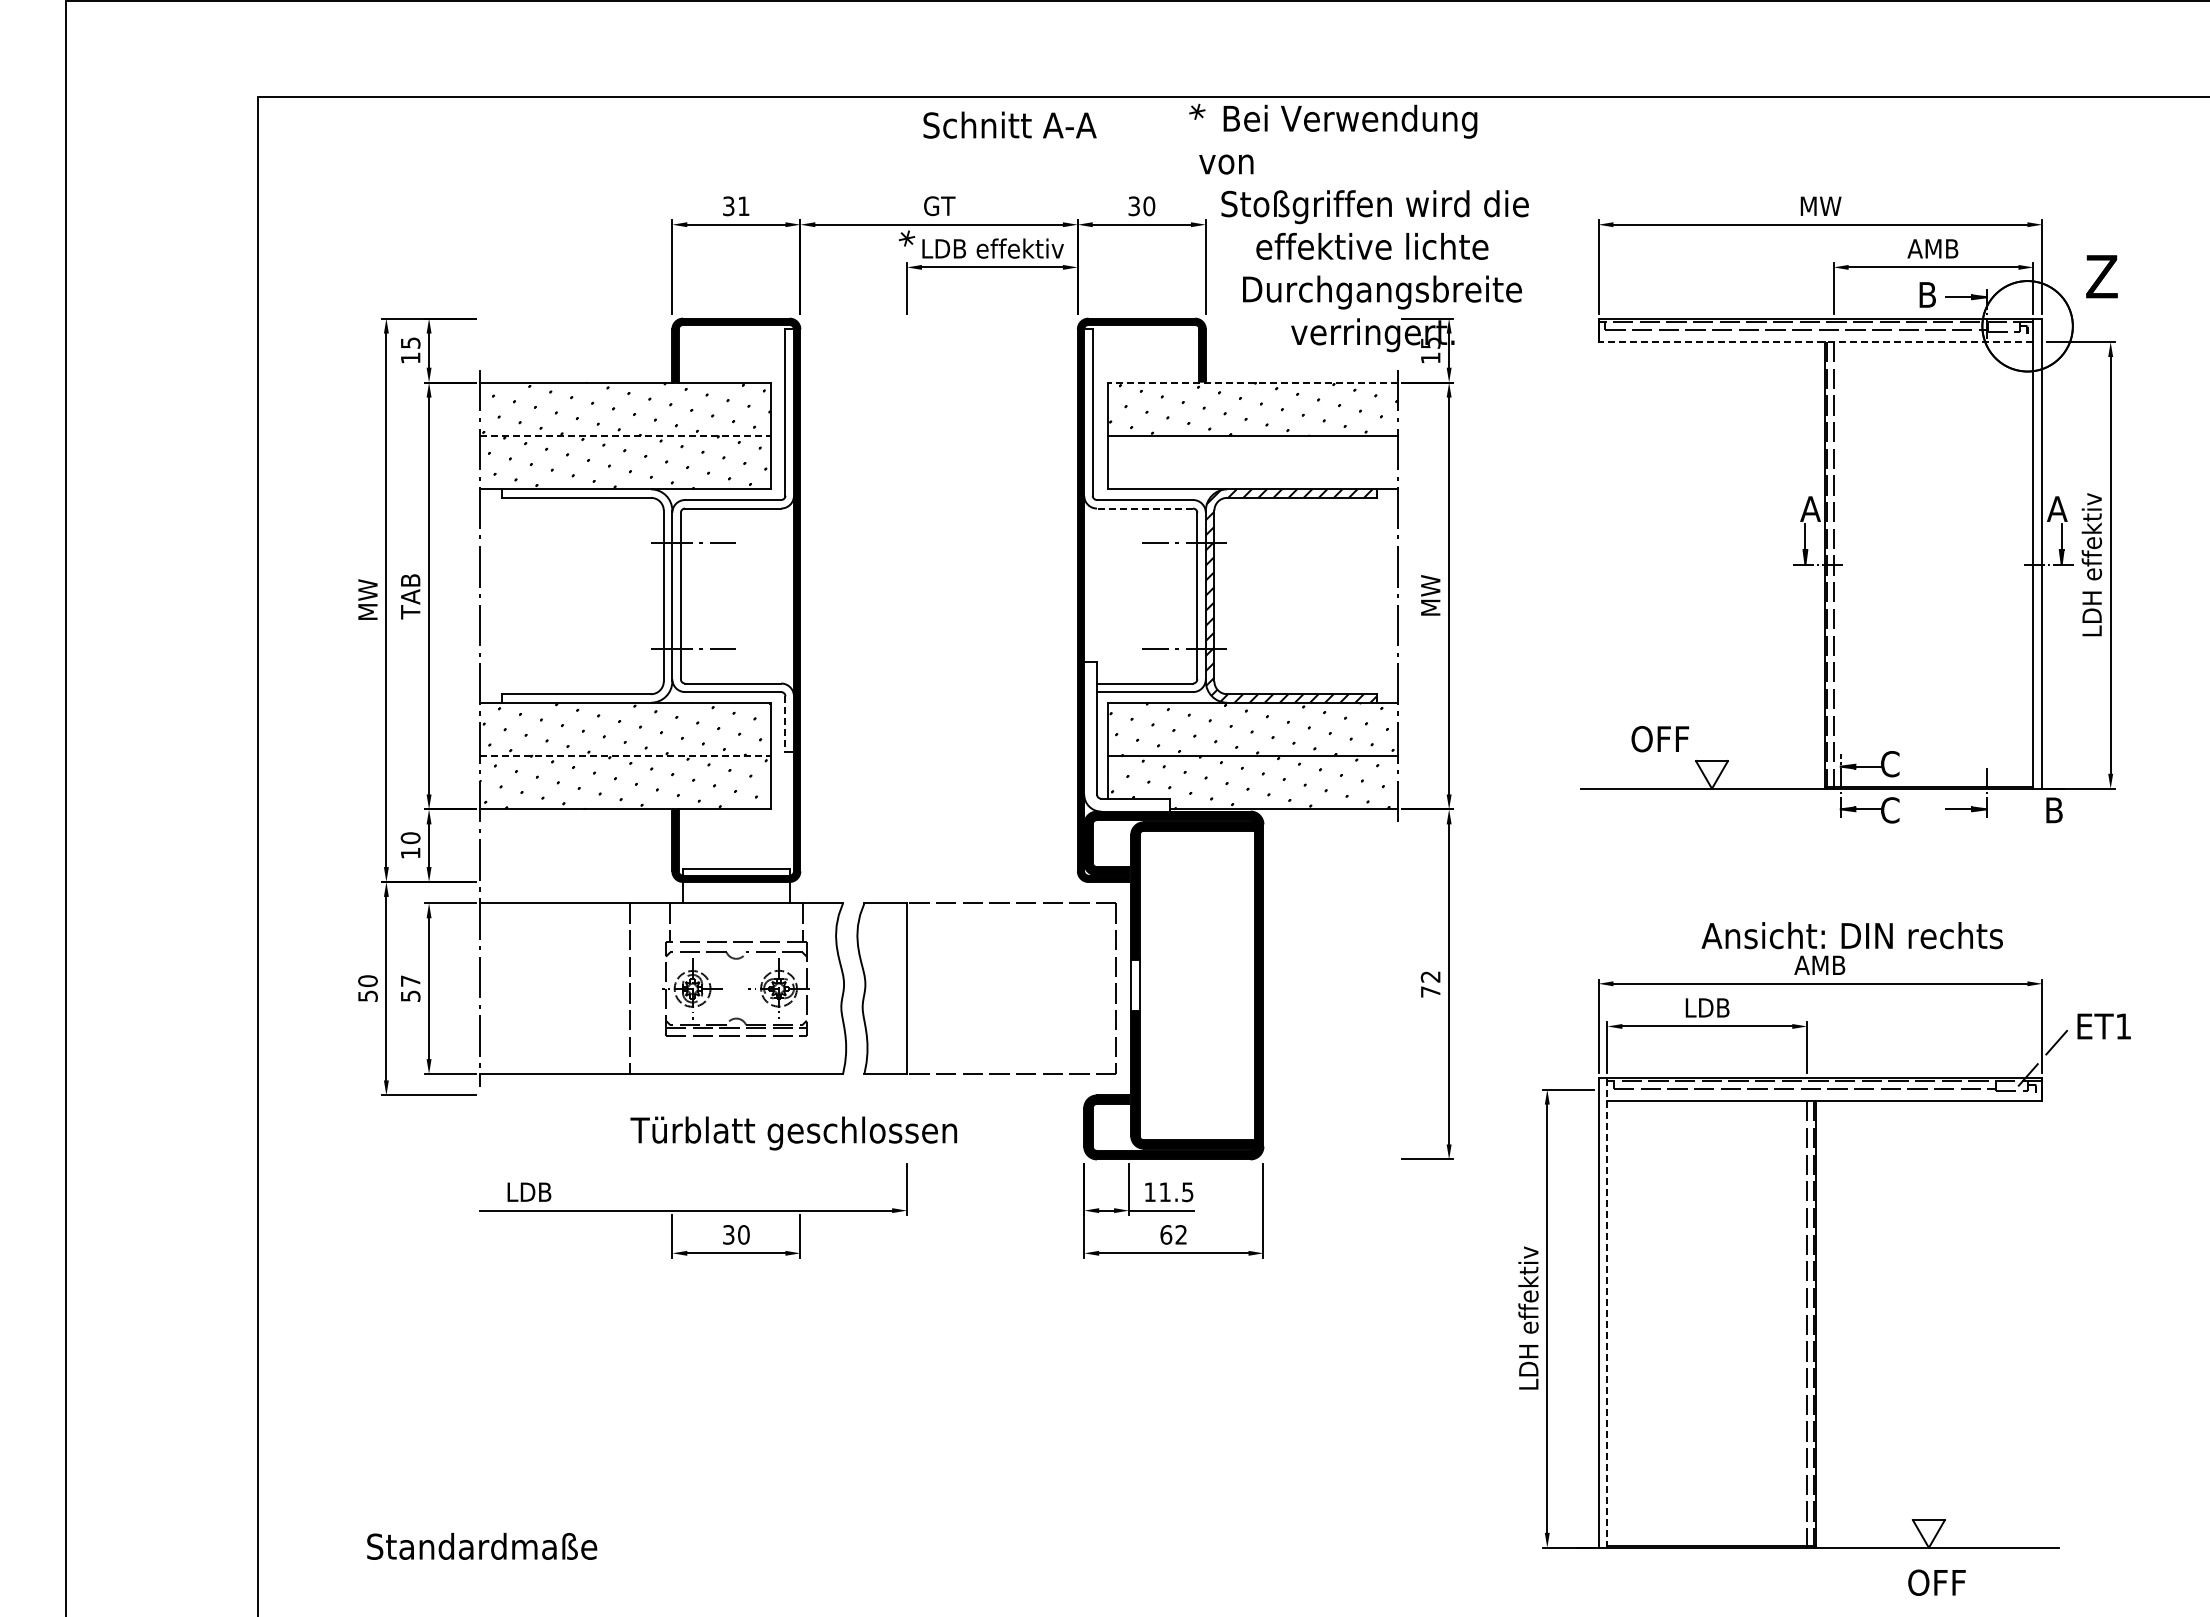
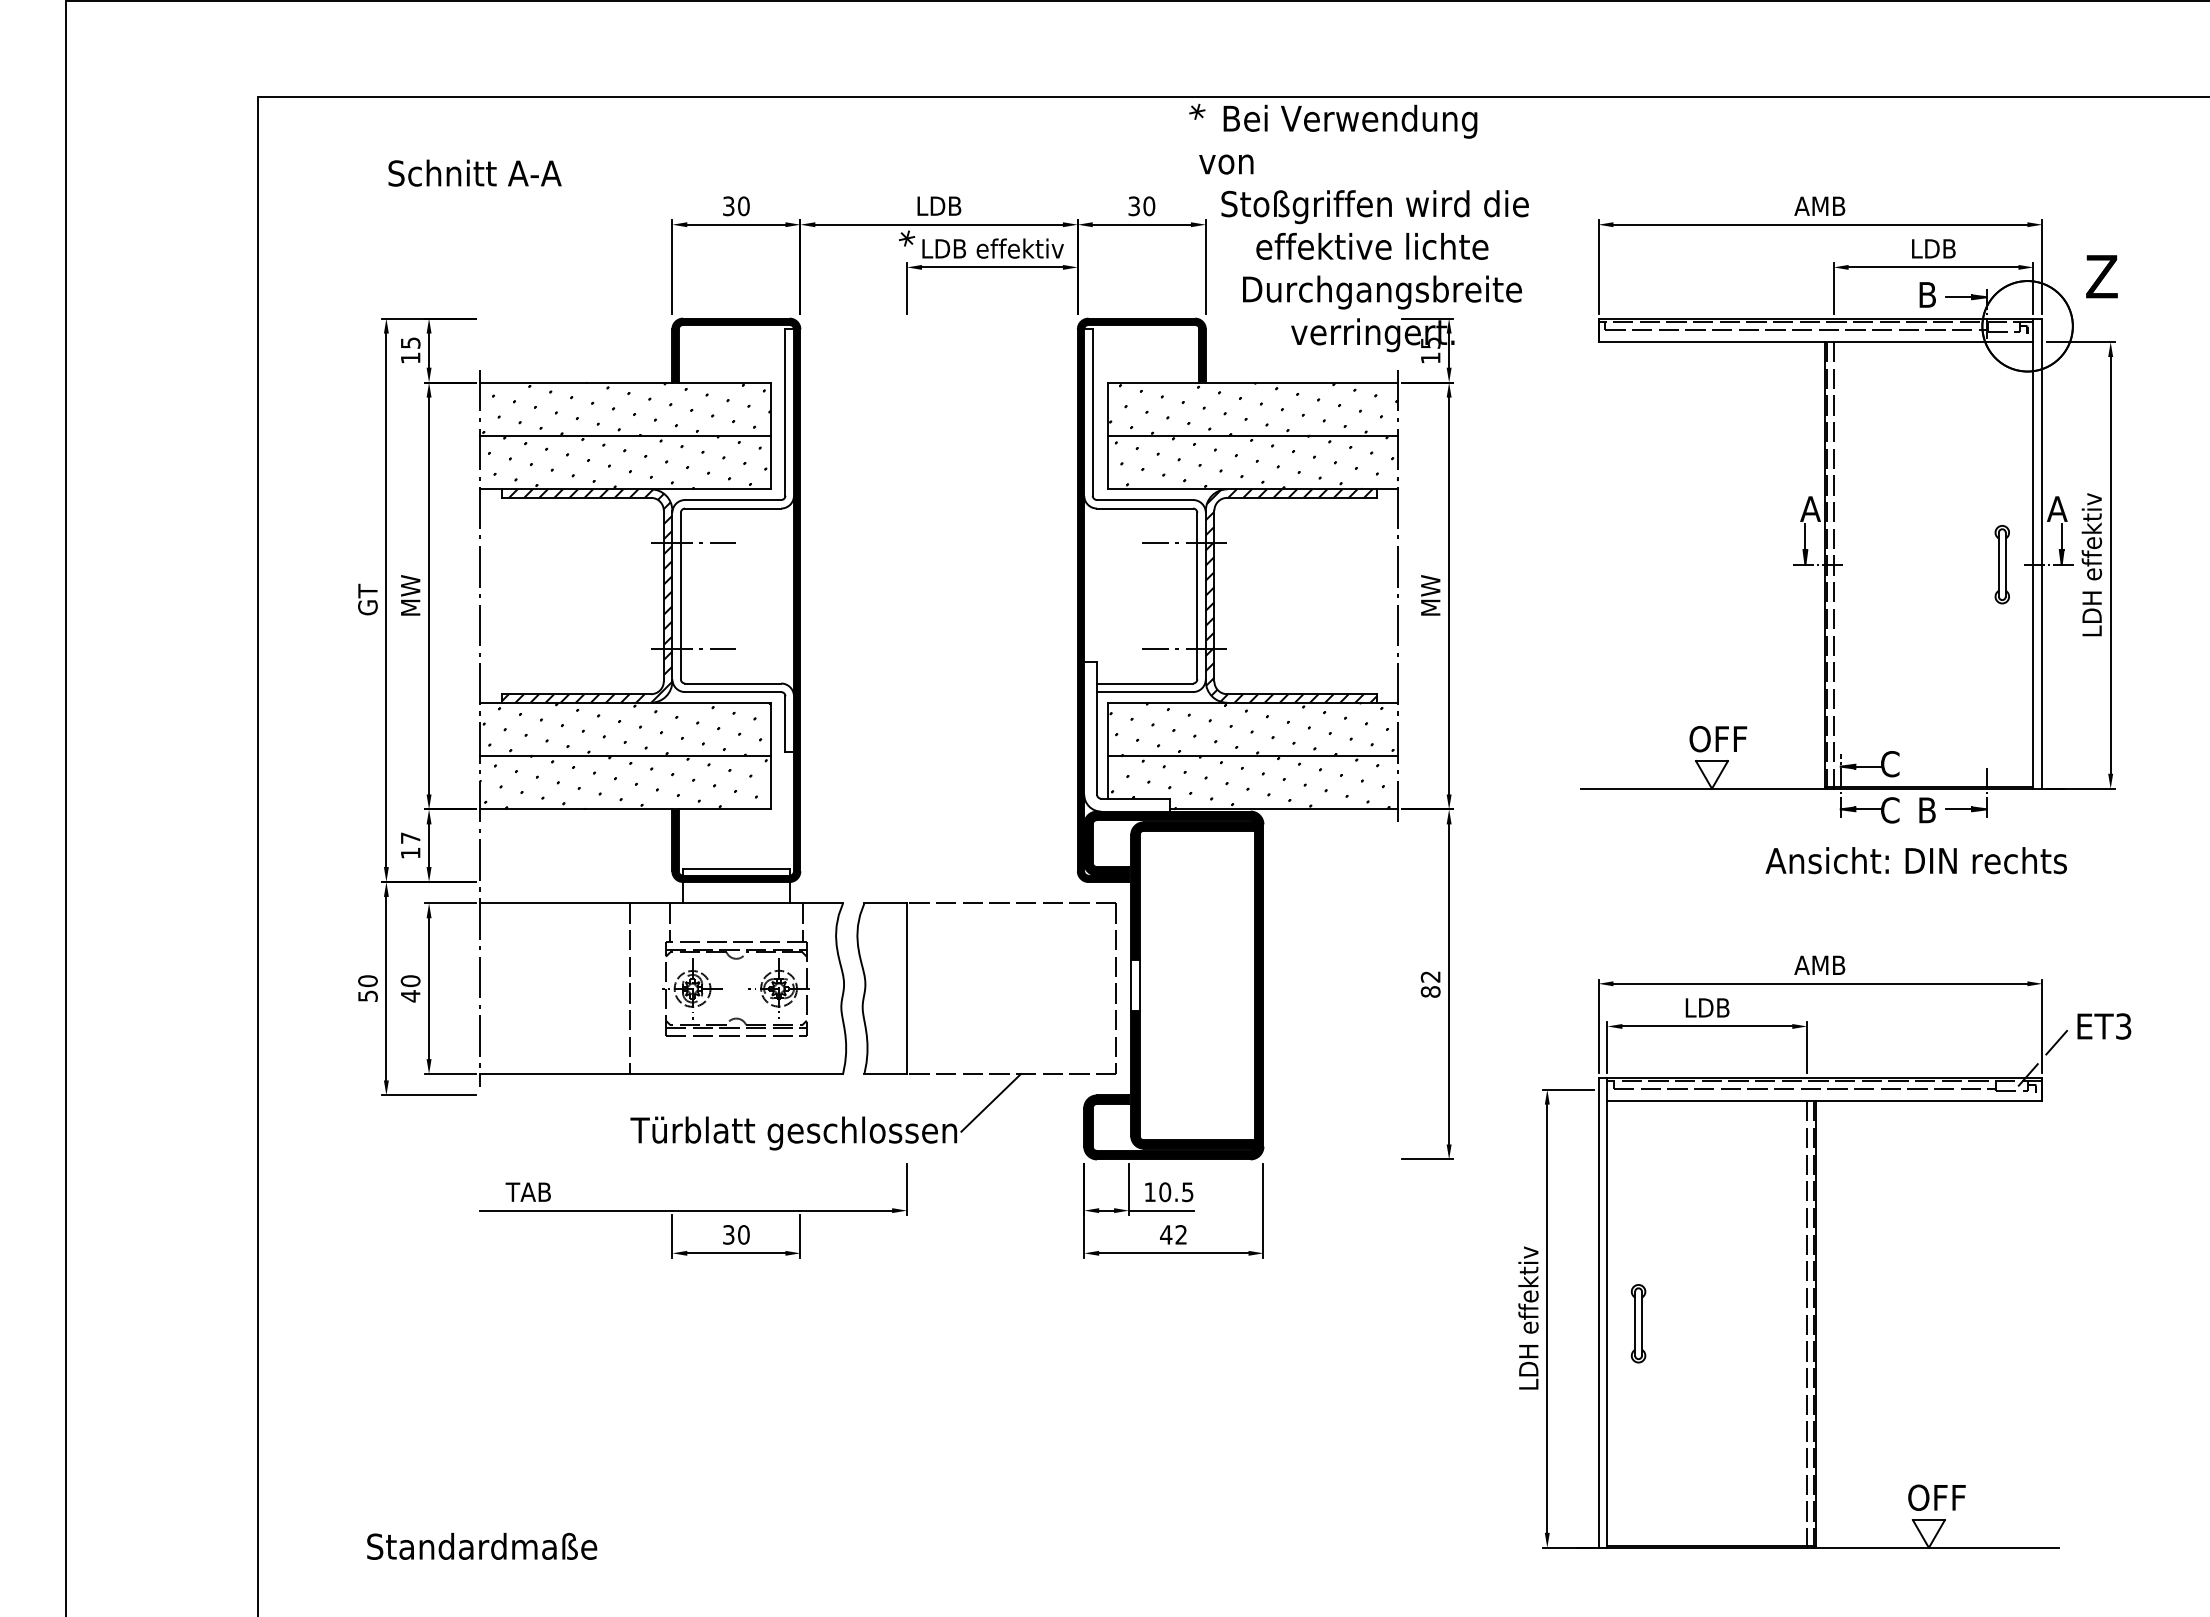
text position: (1009, 124) -> (474, 172) (474, 172)
text: MW -> AMB (1819, 205)
text: 31 -> 30 (743, 206)
text: GT -> LDB (939, 206)
text: AMB -> LDB (1932, 248)
line: dashed -> solid (1815, 342)
line: dashed -> solid (1252, 382)
line: dashed -> solid (625, 436)
hatch: none -> present (1256, 462)
line: dashed -> solid (1144, 508)
part: none -> present (2001, 564)
hatch: none -> present (586, 595)
text: TAB -> MW (410, 596)
text: MW -> GT (367, 599)
line: dashed -> solid (785, 724)
text position: (1660, 739) -> (1718, 739) (1718, 739)
line: dashed -> solid (625, 756)
text position: (2054, 810) -> (1927, 810) (1927, 810)
text: 10 -> 17 (410, 838)
text position: (1851, 935) -> (1915, 860) (1915, 860)
line: none -> present (735, 949)
text: 57 -> 40 (410, 988)
text: 72 -> 82 (1430, 991)
text: ET1 -> ET3 (2123, 1026)
line: none -> present (990, 1102)
text: LDB -> TAB (528, 1191)
text: 11.5 -> 10.5 (1165, 1192)
text: 62 -> 42 (1166, 1234)
line: dashed -> solid (1607, 1312)
part: none -> present (1638, 1323)
text position: (1936, 1582) -> (1936, 1497) (1936, 1497)
